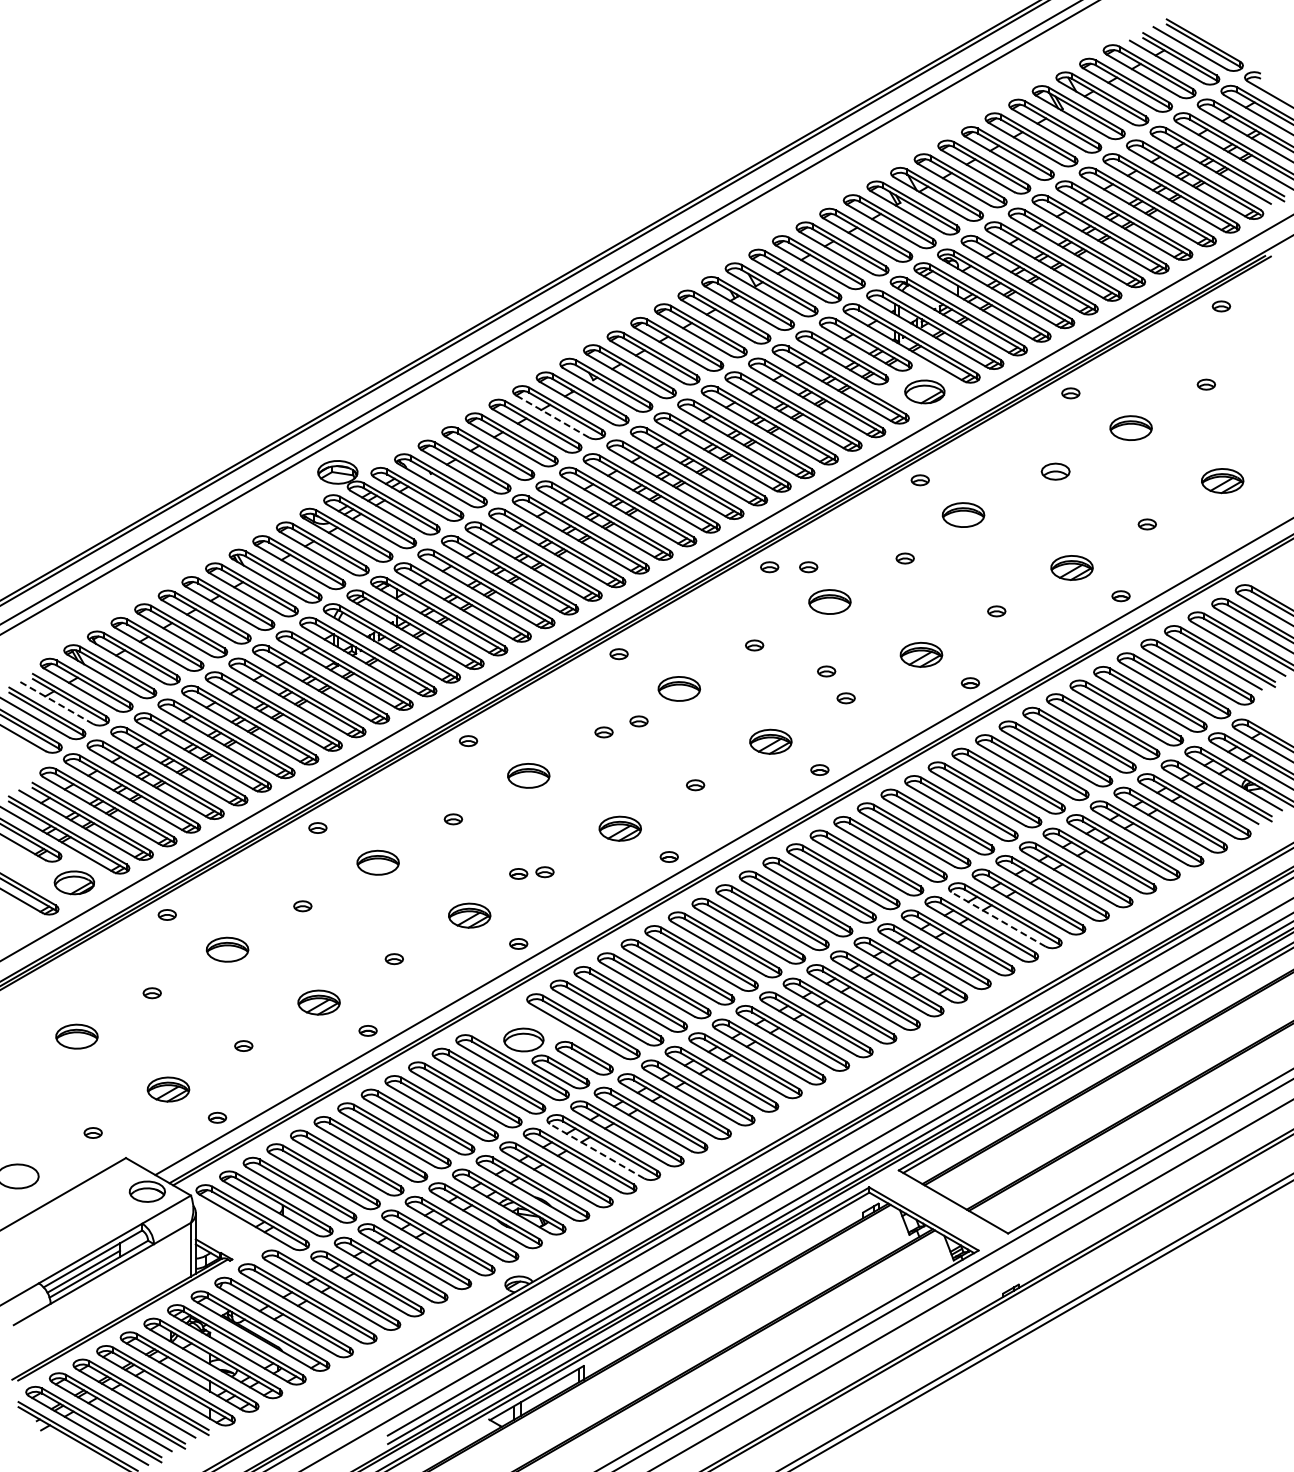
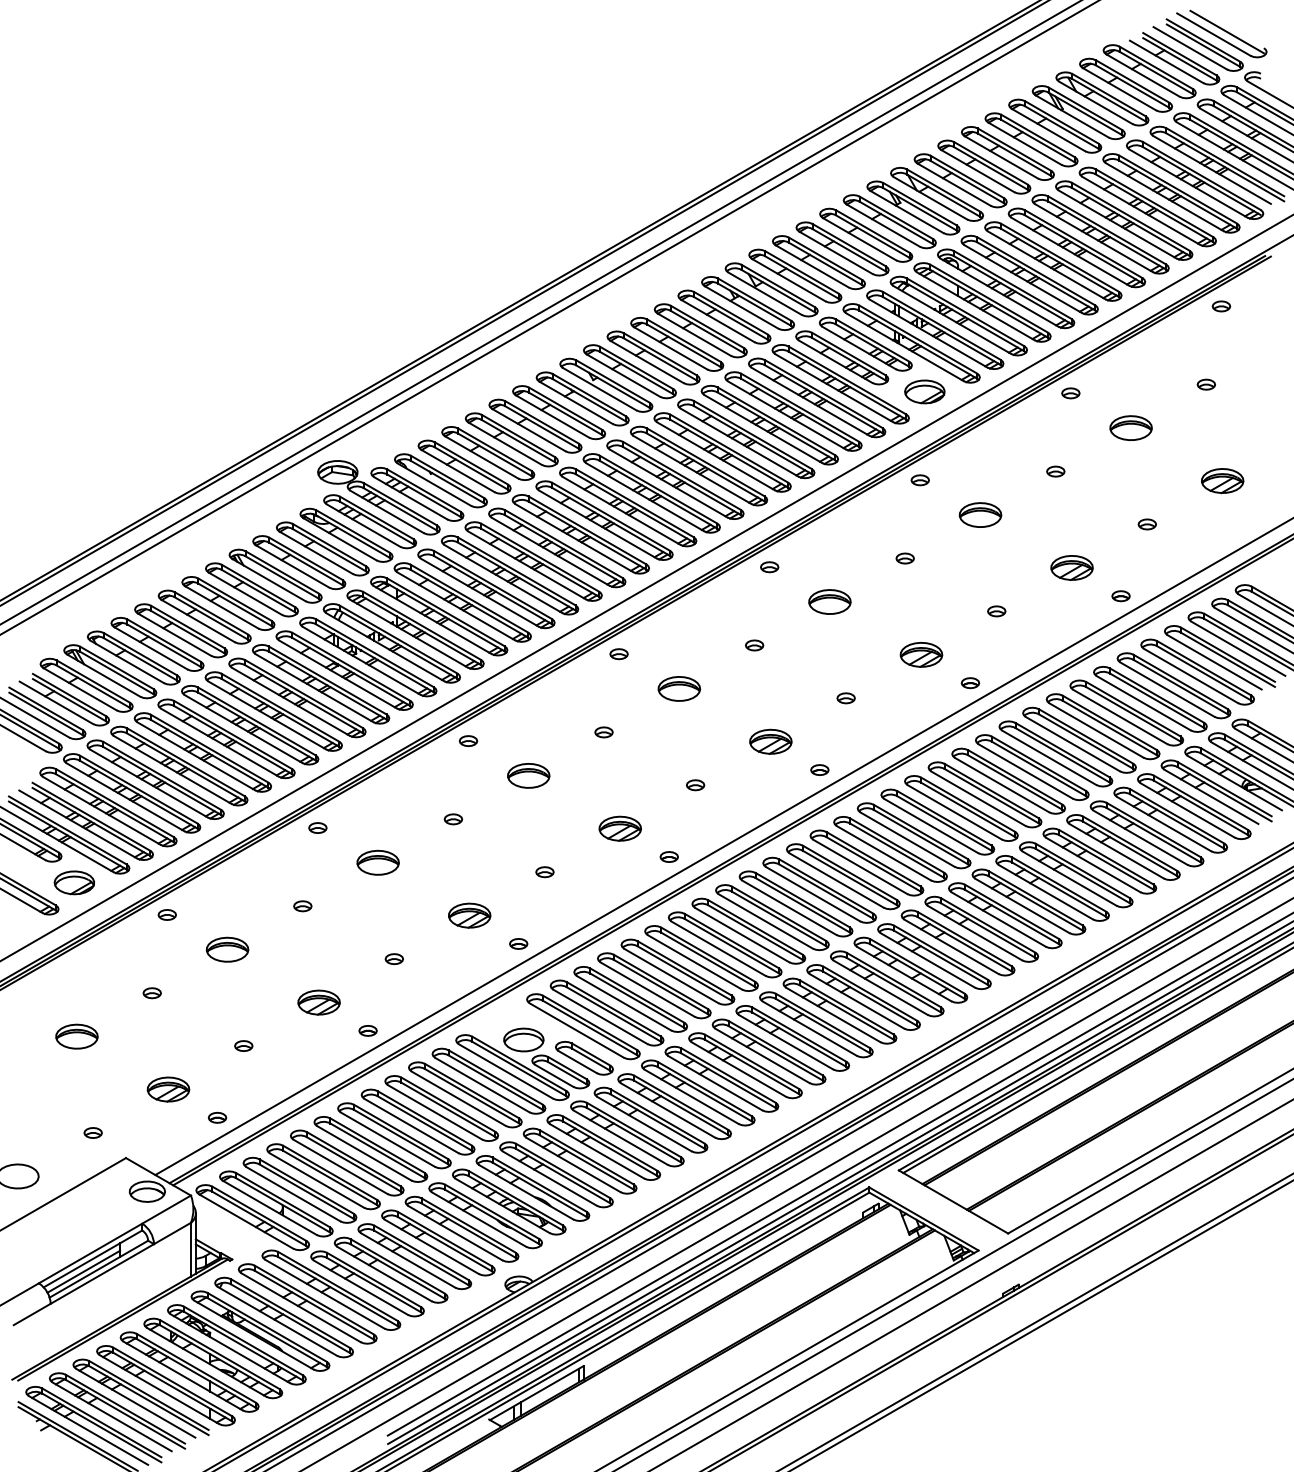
part: none -> present (1221, 33)
line: dashed -> solid (552, 416)
part size: 31x19 px -> 20x13 px (1055, 471)
part position: (963, 514) -> (980, 514) (980, 514)
part: present -> none (808, 567)
part: present -> none (826, 671)
line: dashed -> solid (55, 702)
part: present -> none (638, 721)
part: present -> none (518, 873)
line: dashed -> solid (998, 919)
line: dashed -> solid (596, 1151)
